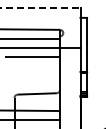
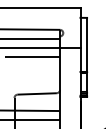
line: dashed -> solid (40, 7)
